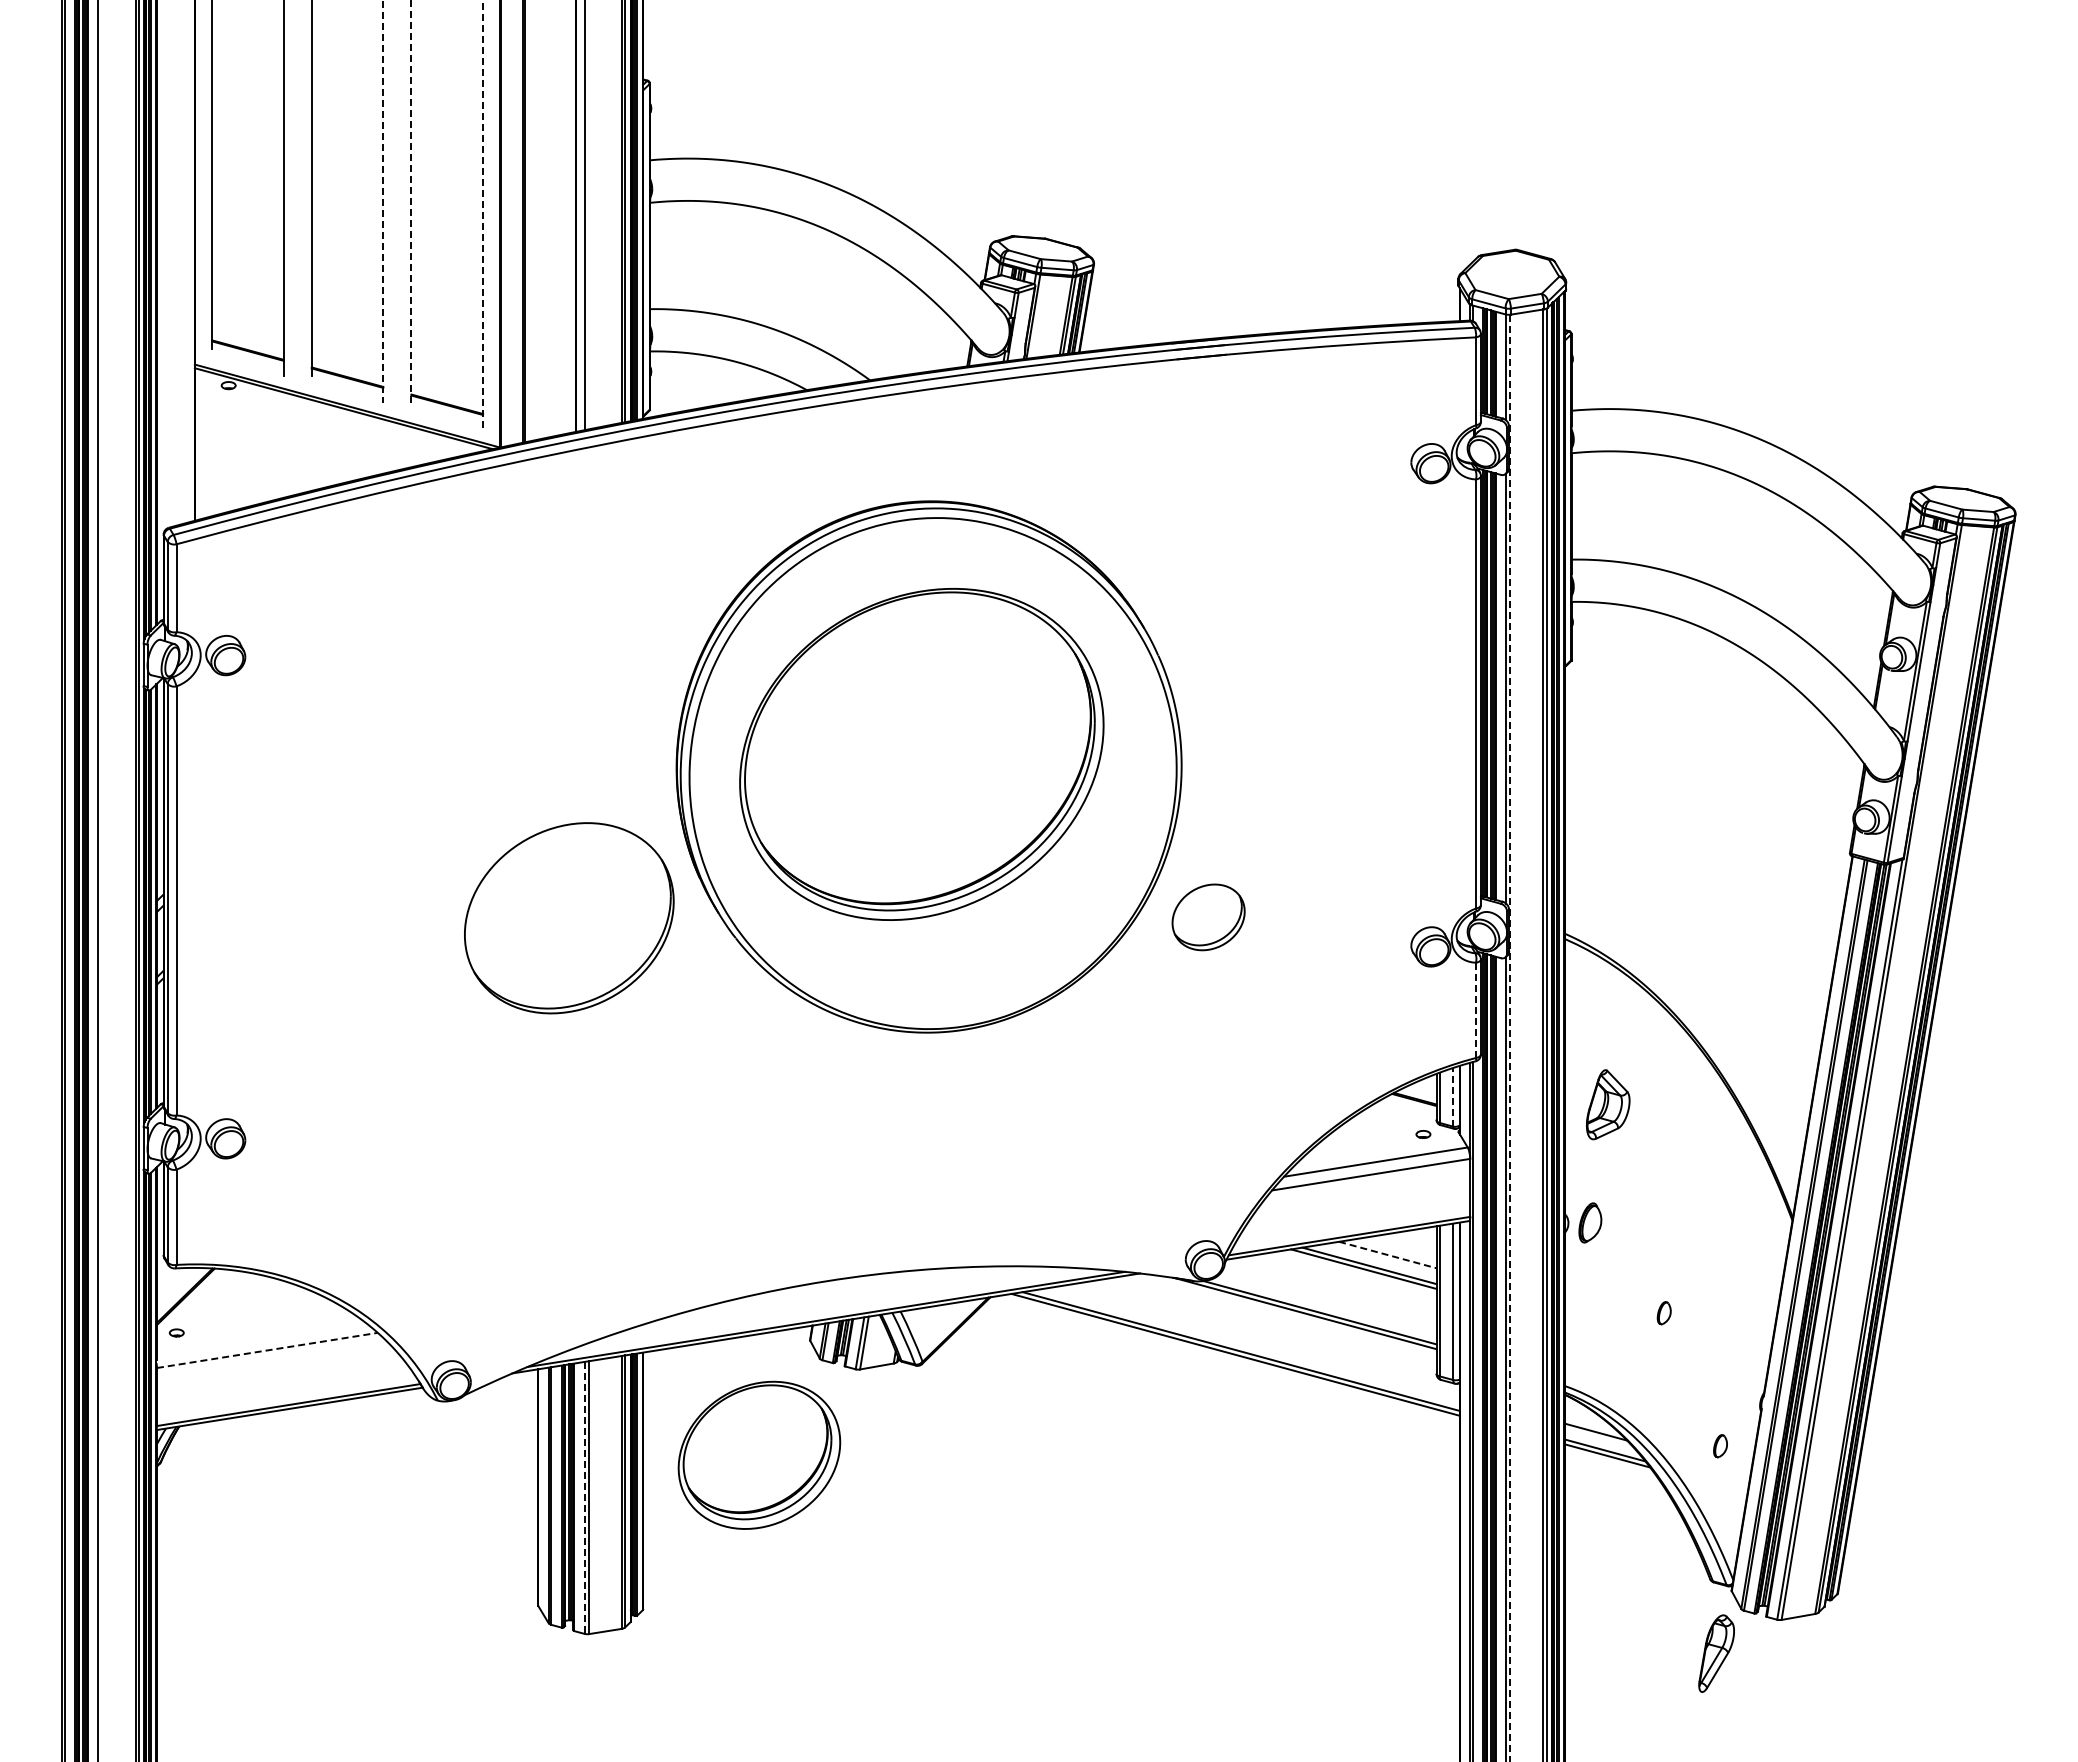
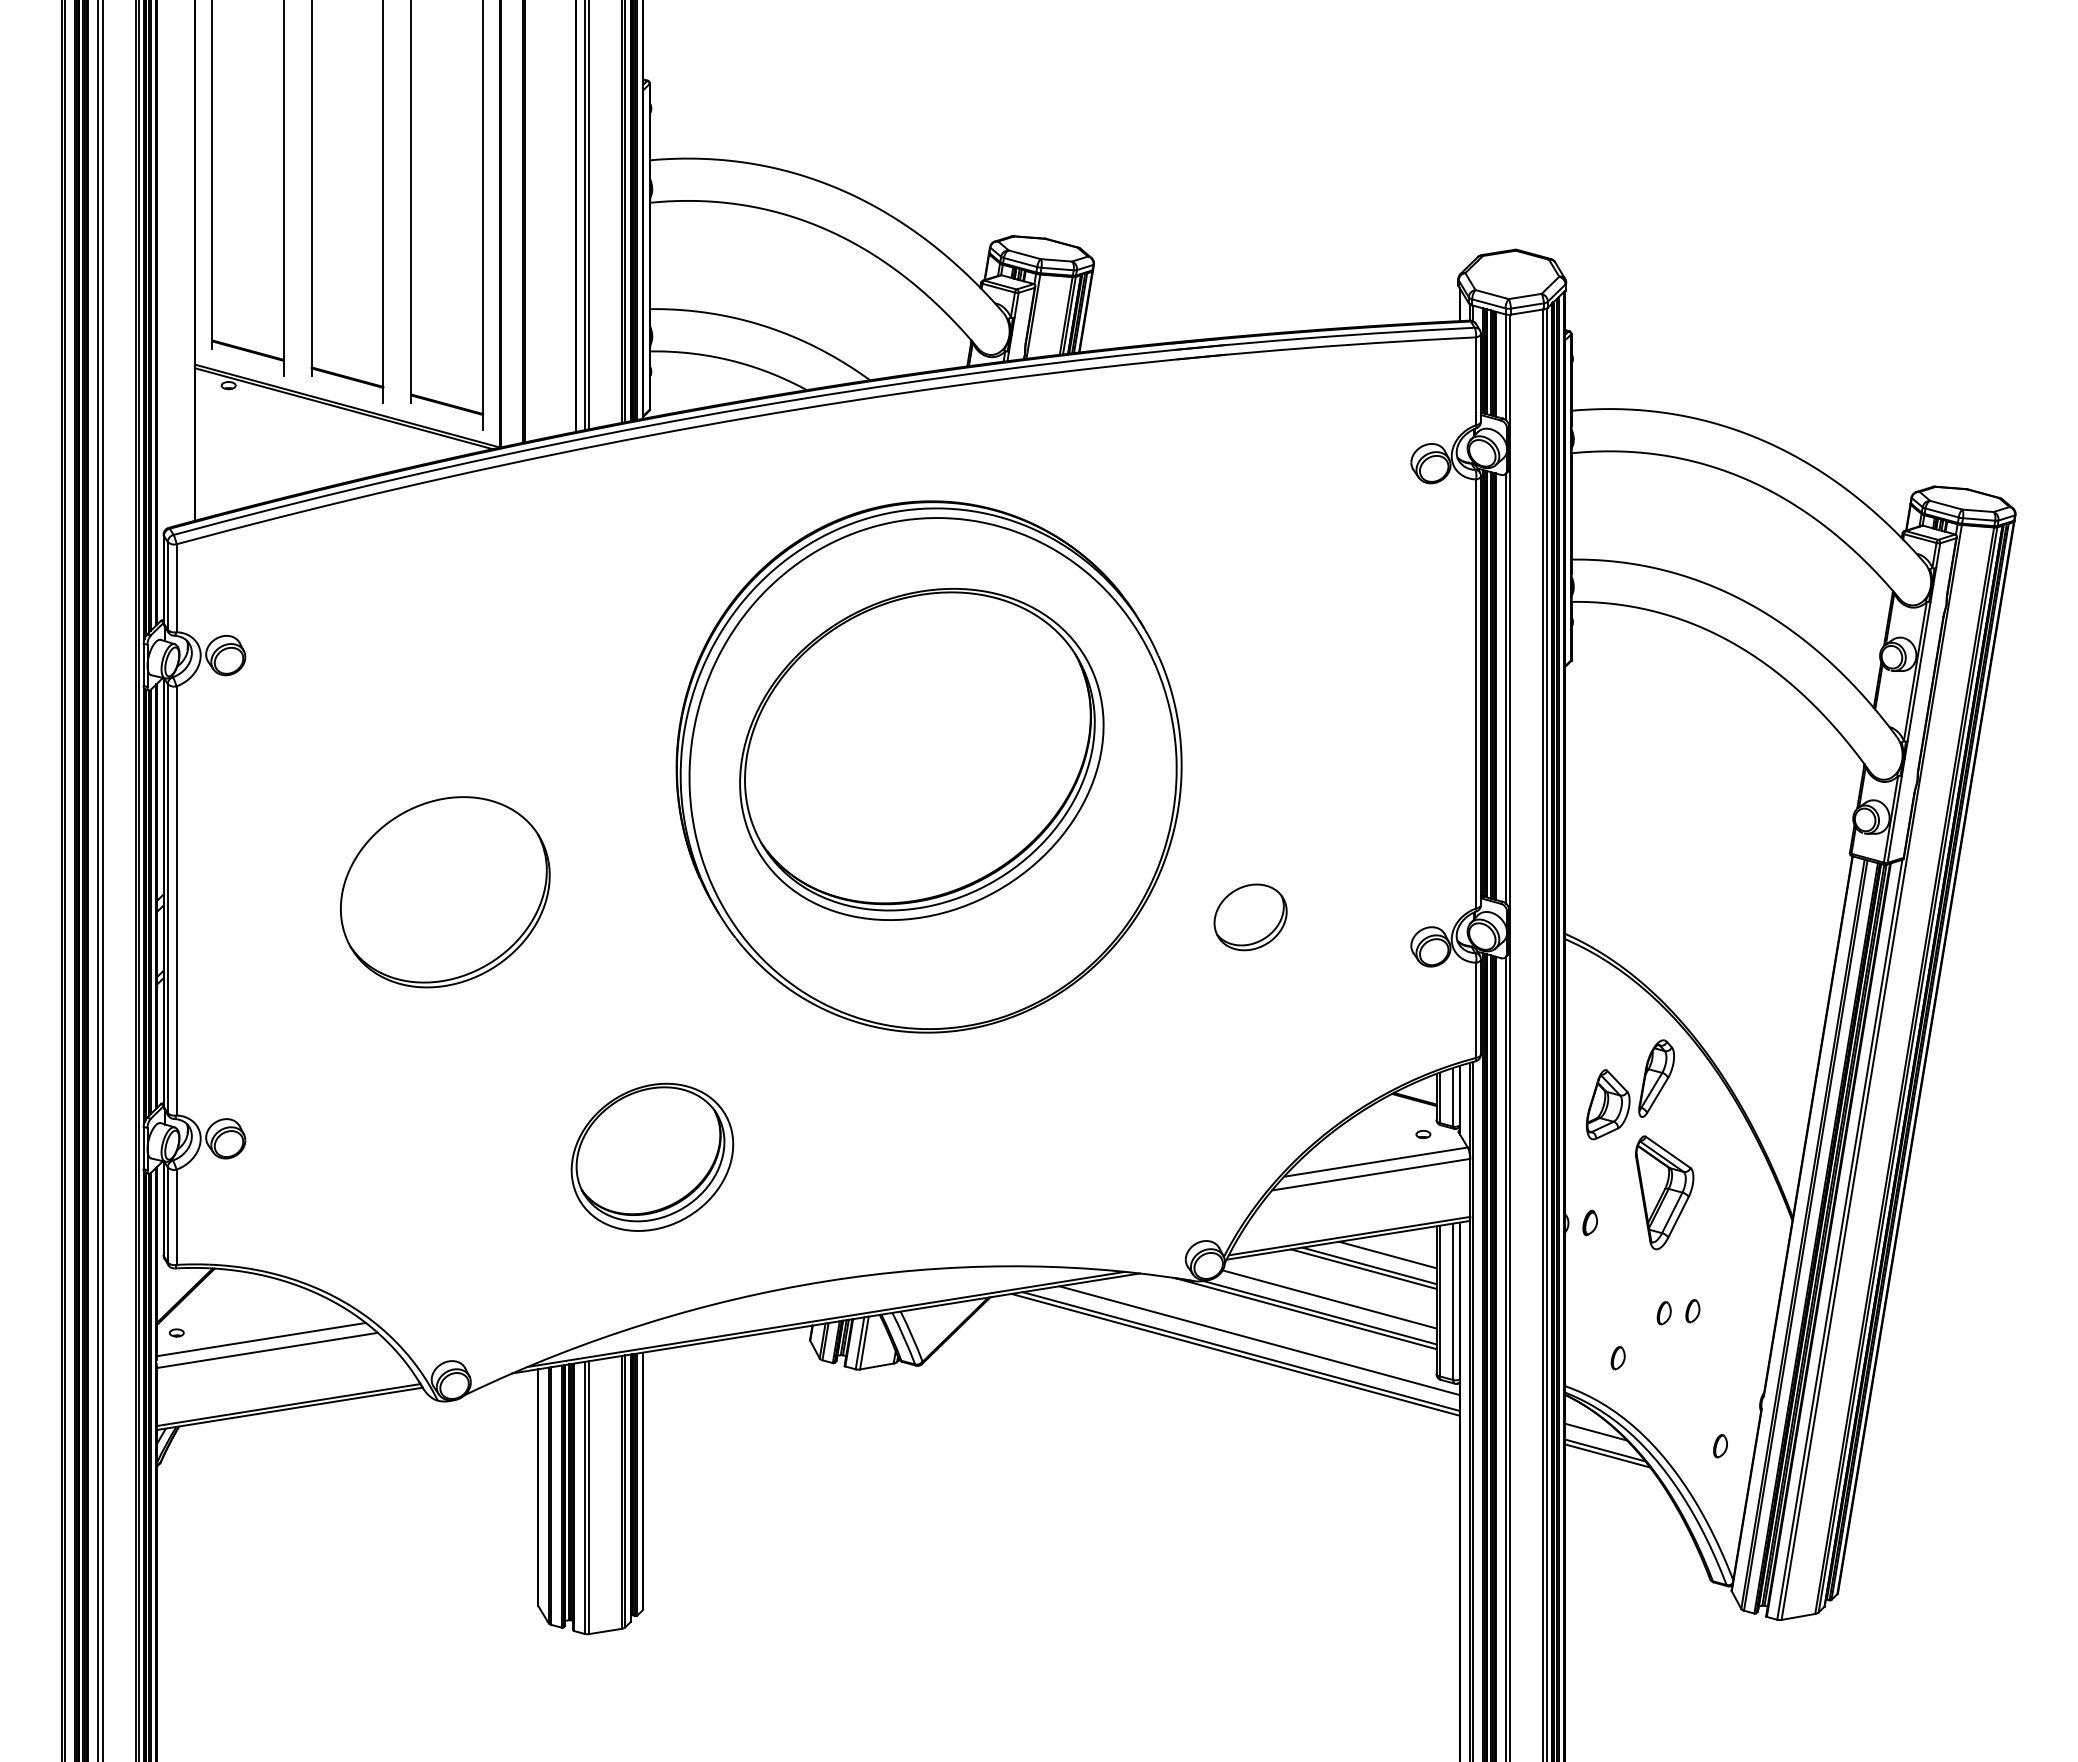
line: dashed -> solid (411, 201)
line: dashed -> solid (383, 202)
line: dashed -> solid (483, 215)
line: none -> present (588, 215)
line: none -> present (102, 880)
part position: (1208, 917) -> (1250, 917) (1250, 917)
part position: (569, 918) -> (445, 892) (445, 892)
line: dashed -> solid (1475, 1010)
line: dashed -> solid (1510, 1038)
line: dashed -> solid (1453, 1096)
part: none -> present (1664, 1192)
part size: 25x42 px -> 16x28 px (1589, 1222)
line: dashed -> solid (1388, 1255)
line: none -> present (1329, 1299)
part: none -> present (1692, 1311)
line: none -> present (261, 1339)
line: none -> present (1259, 1340)
line: dashed -> solid (267, 1350)
part: none -> present (1617, 1358)
part position: (759, 1454) -> (652, 1156) (652, 1156)
line: dashed -> solid (584, 1497)
part position: (1716, 1653) -> (1656, 1078) (1656, 1078)
